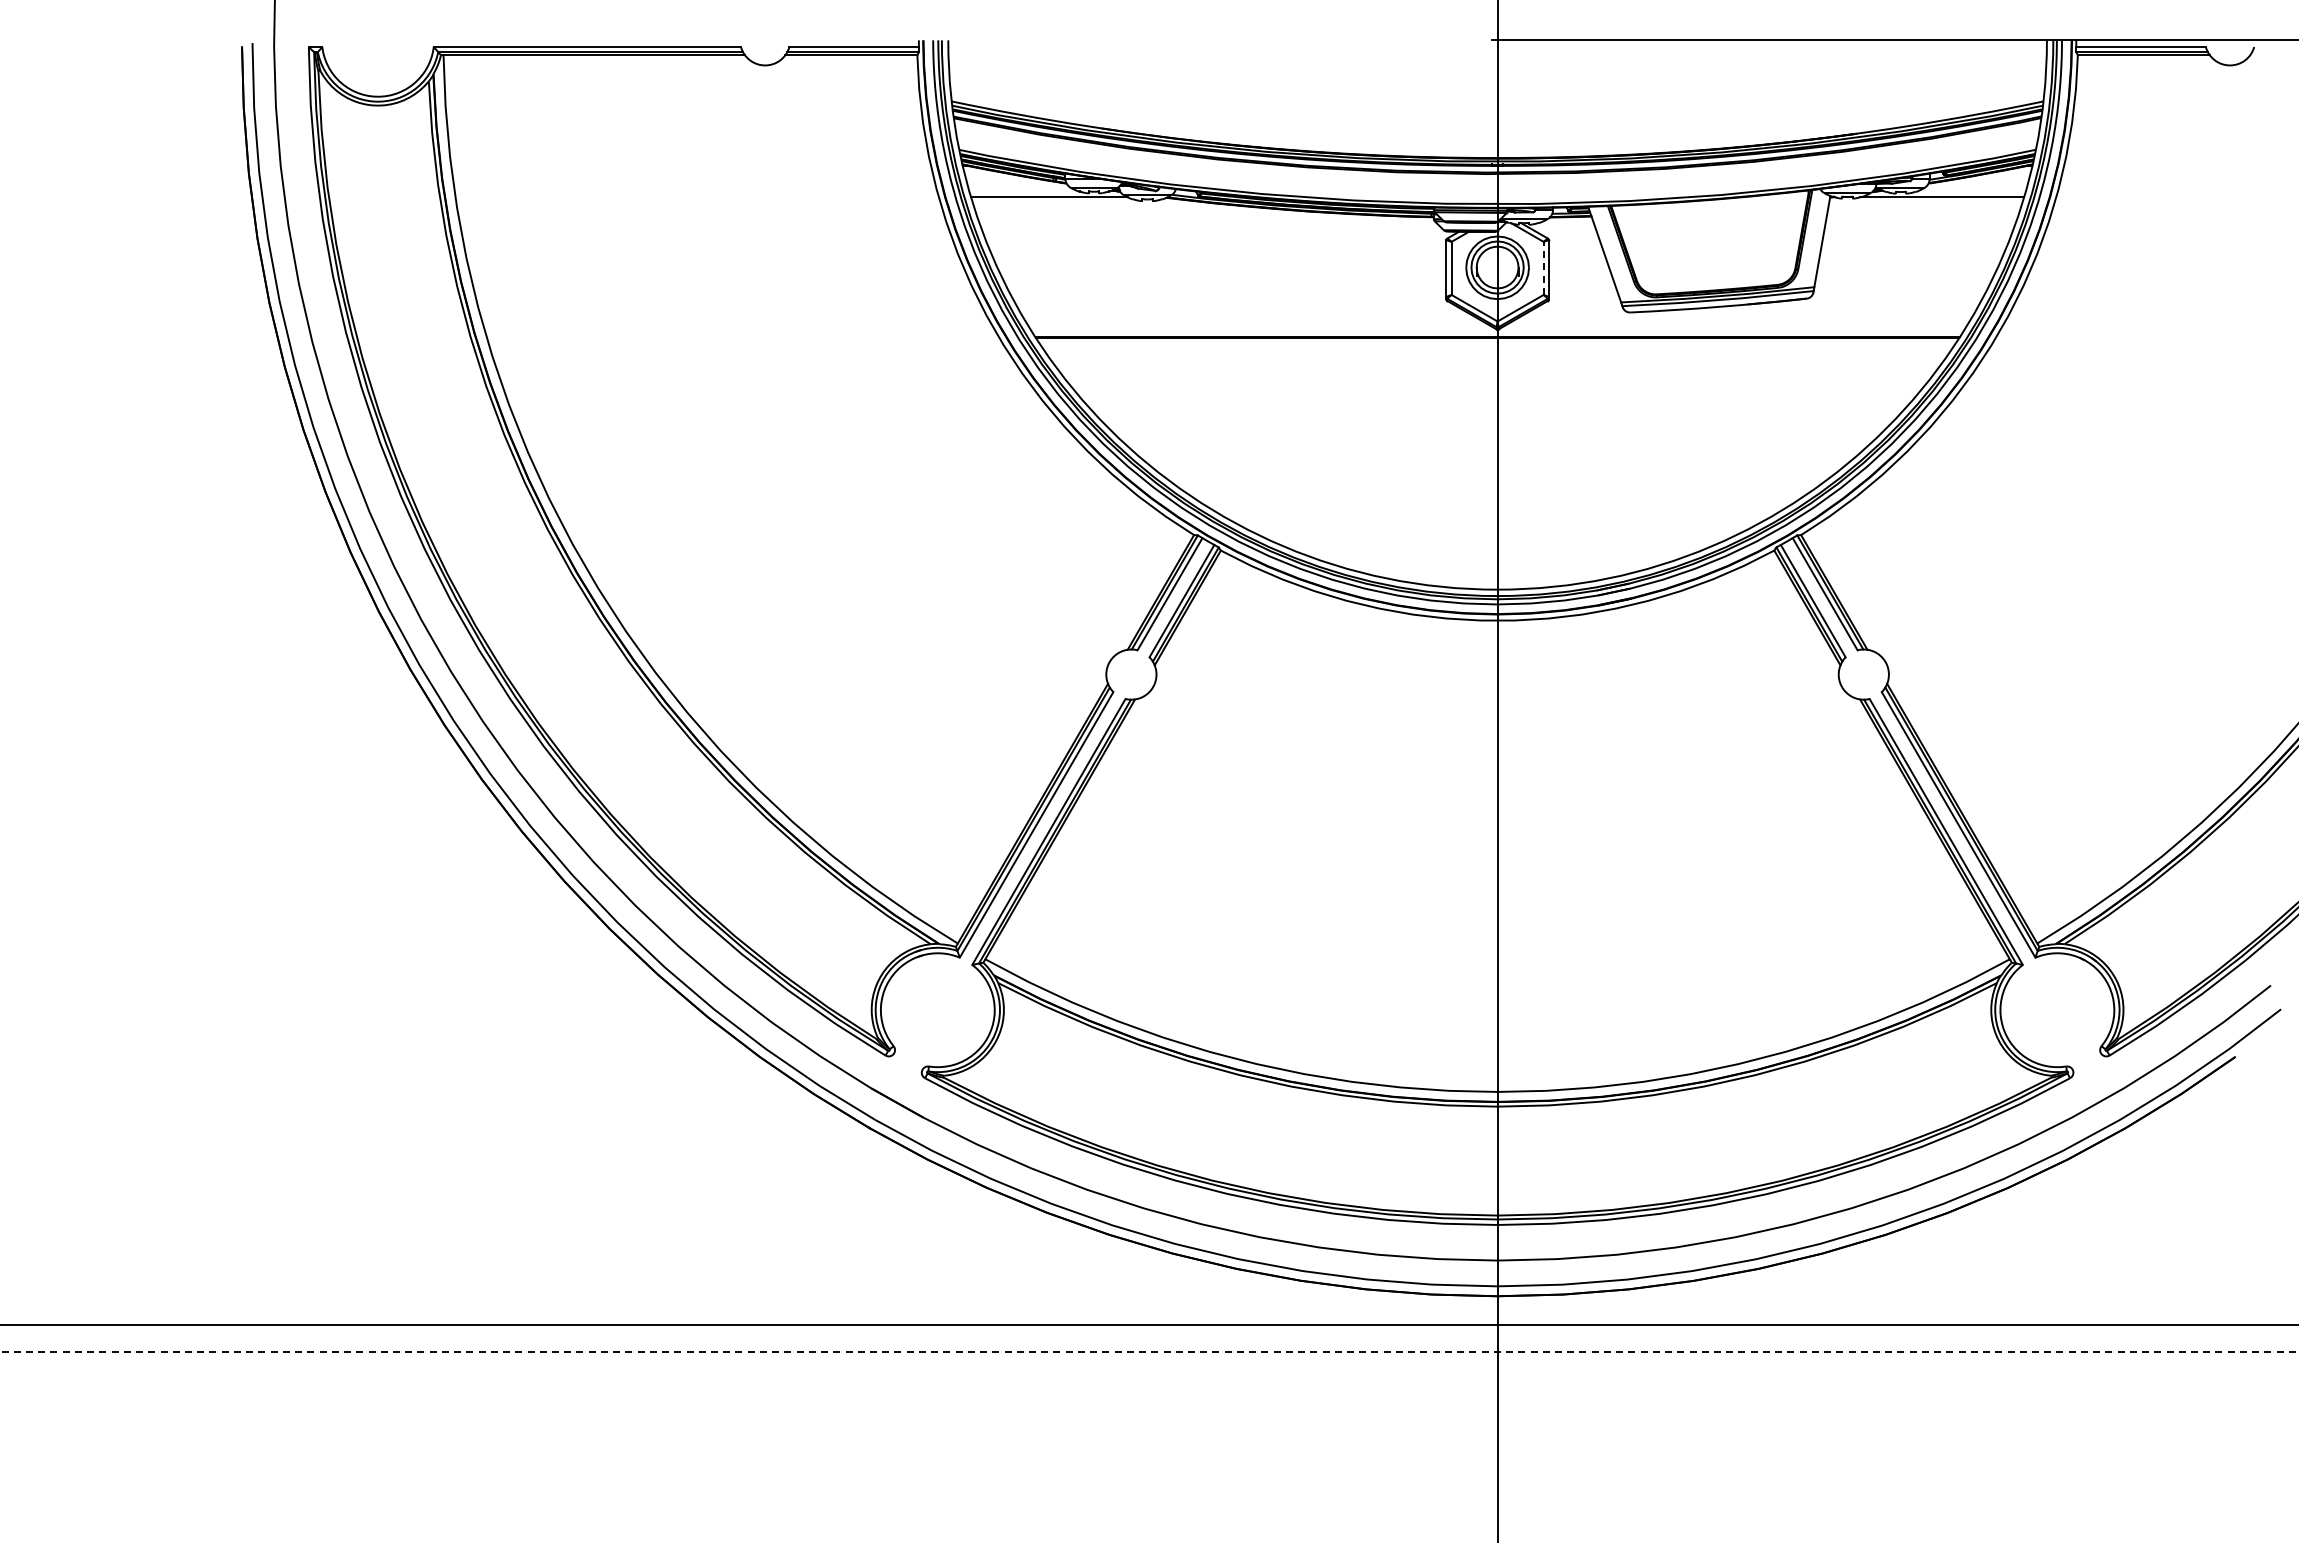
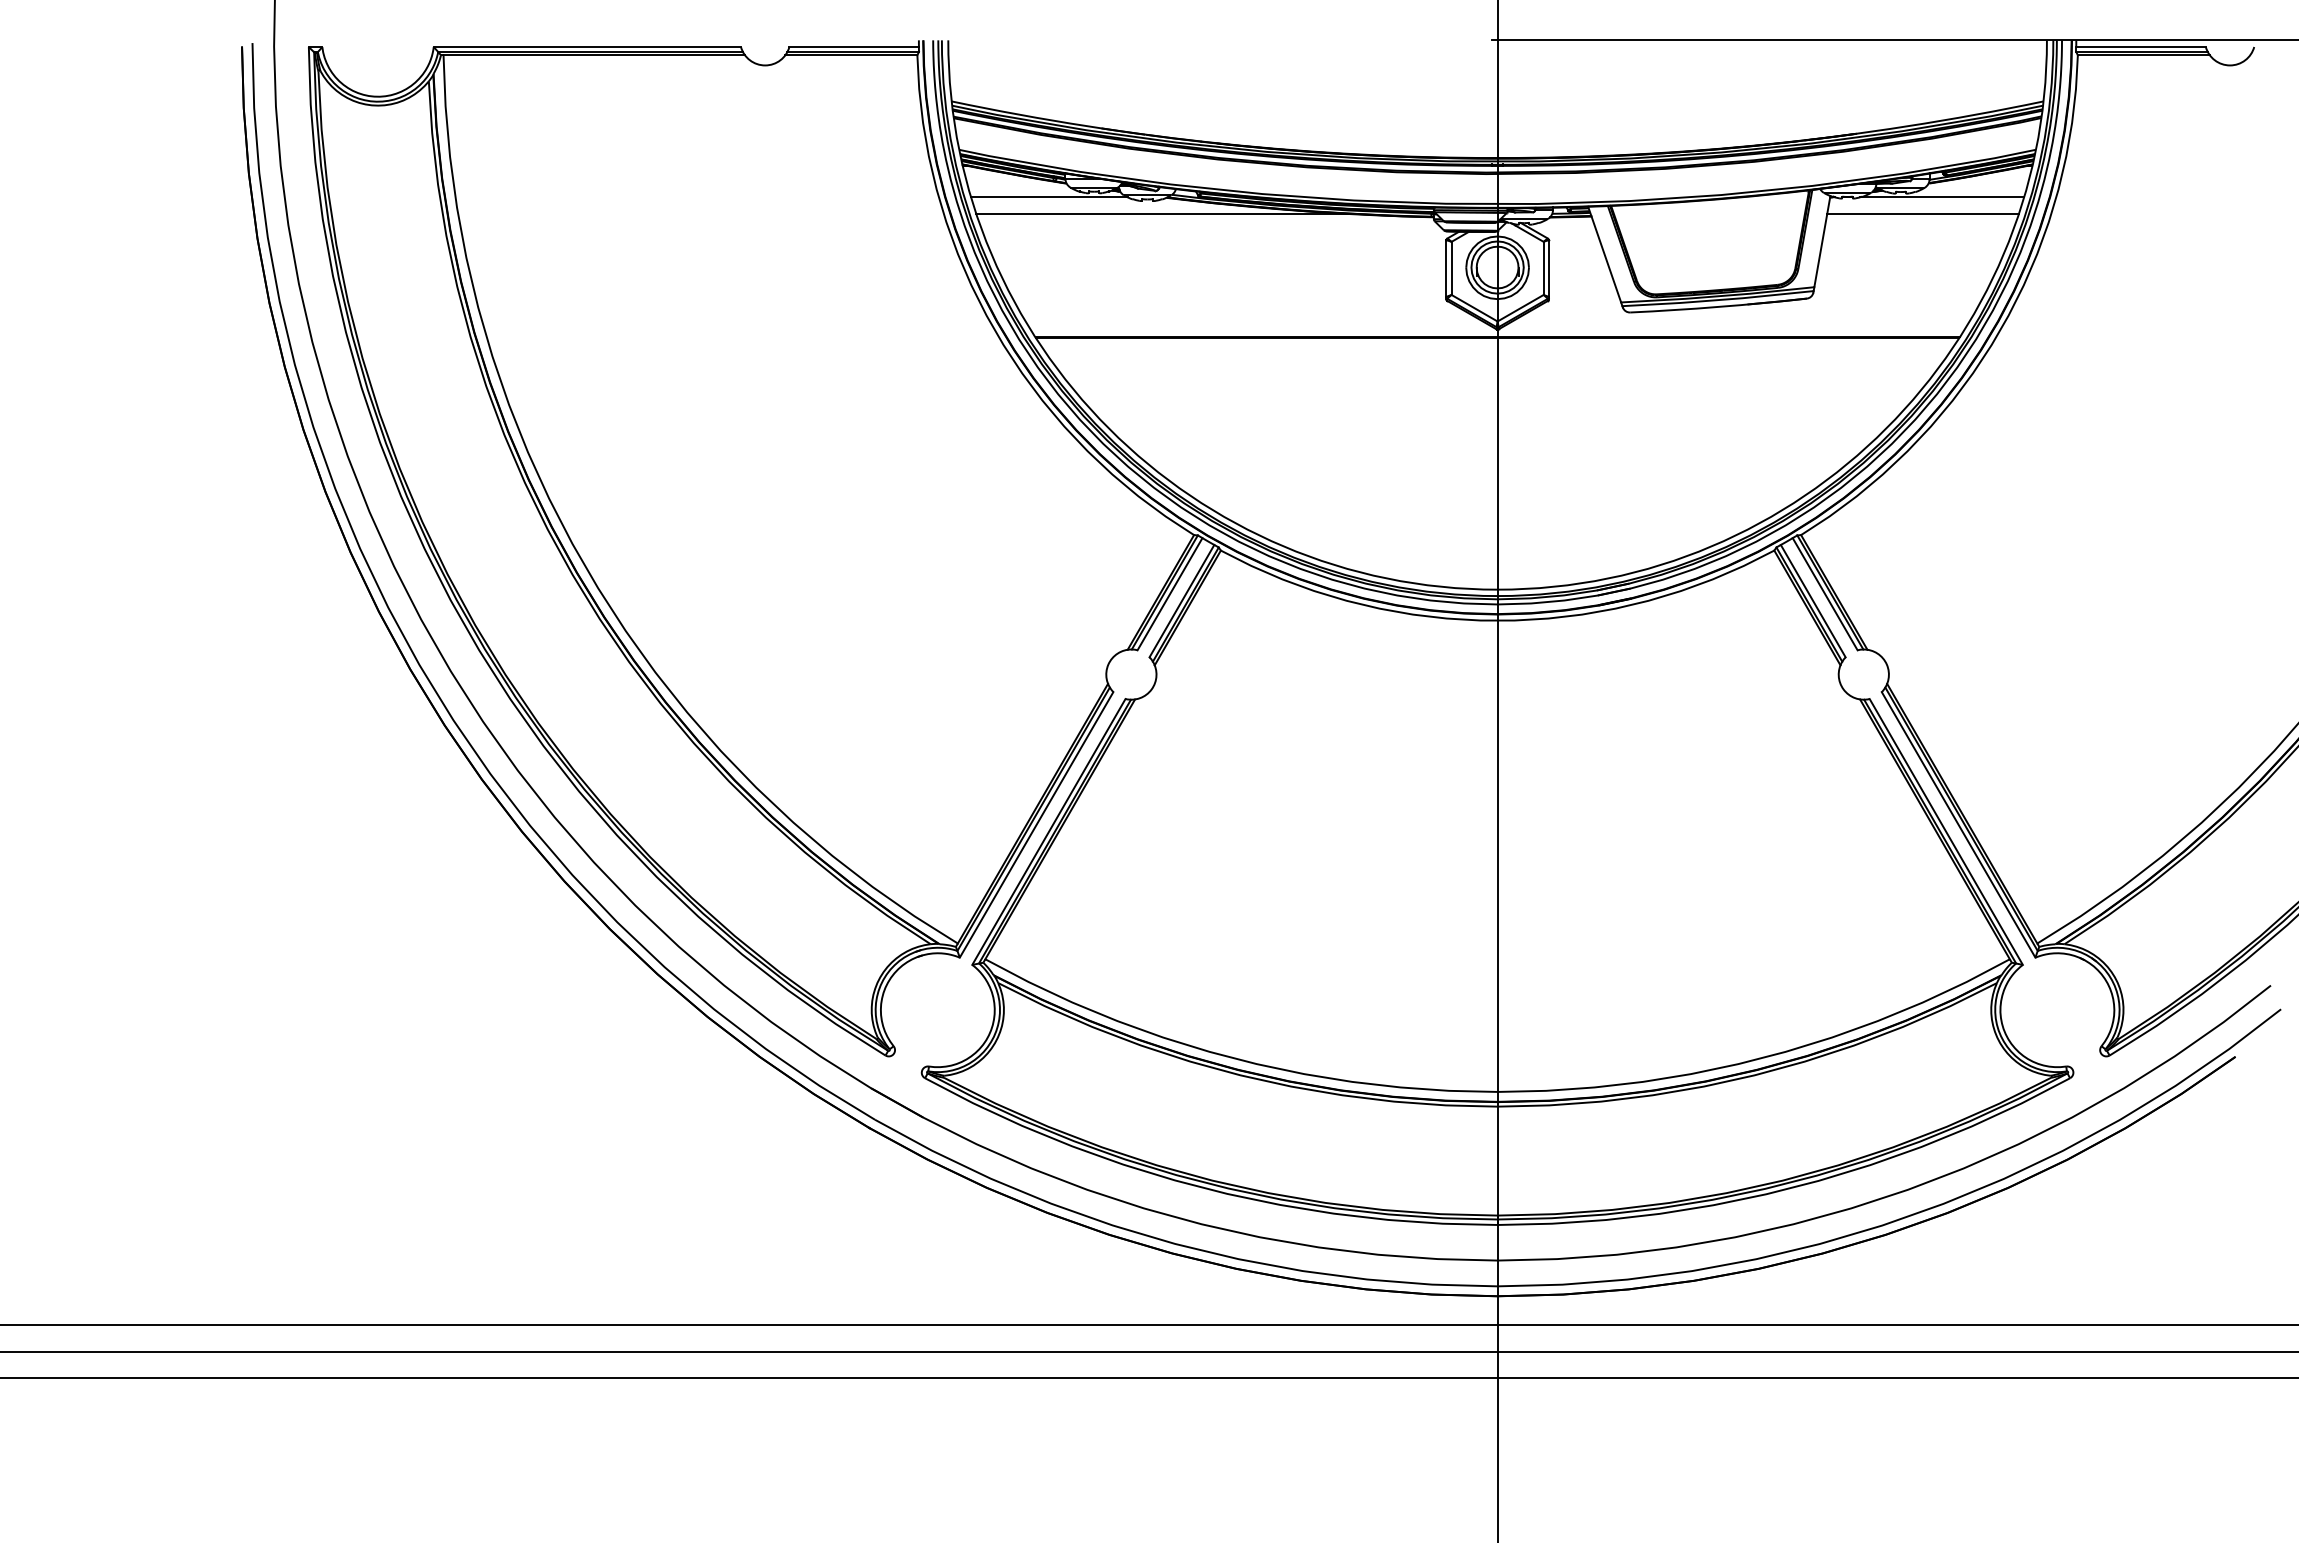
line: none -> present (1164, 213)
line: none -> present (1922, 213)
line: dashed -> solid (1543, 268)
line: dashed -> solid (1149, 1351)
line: none -> present (1148, 1378)
